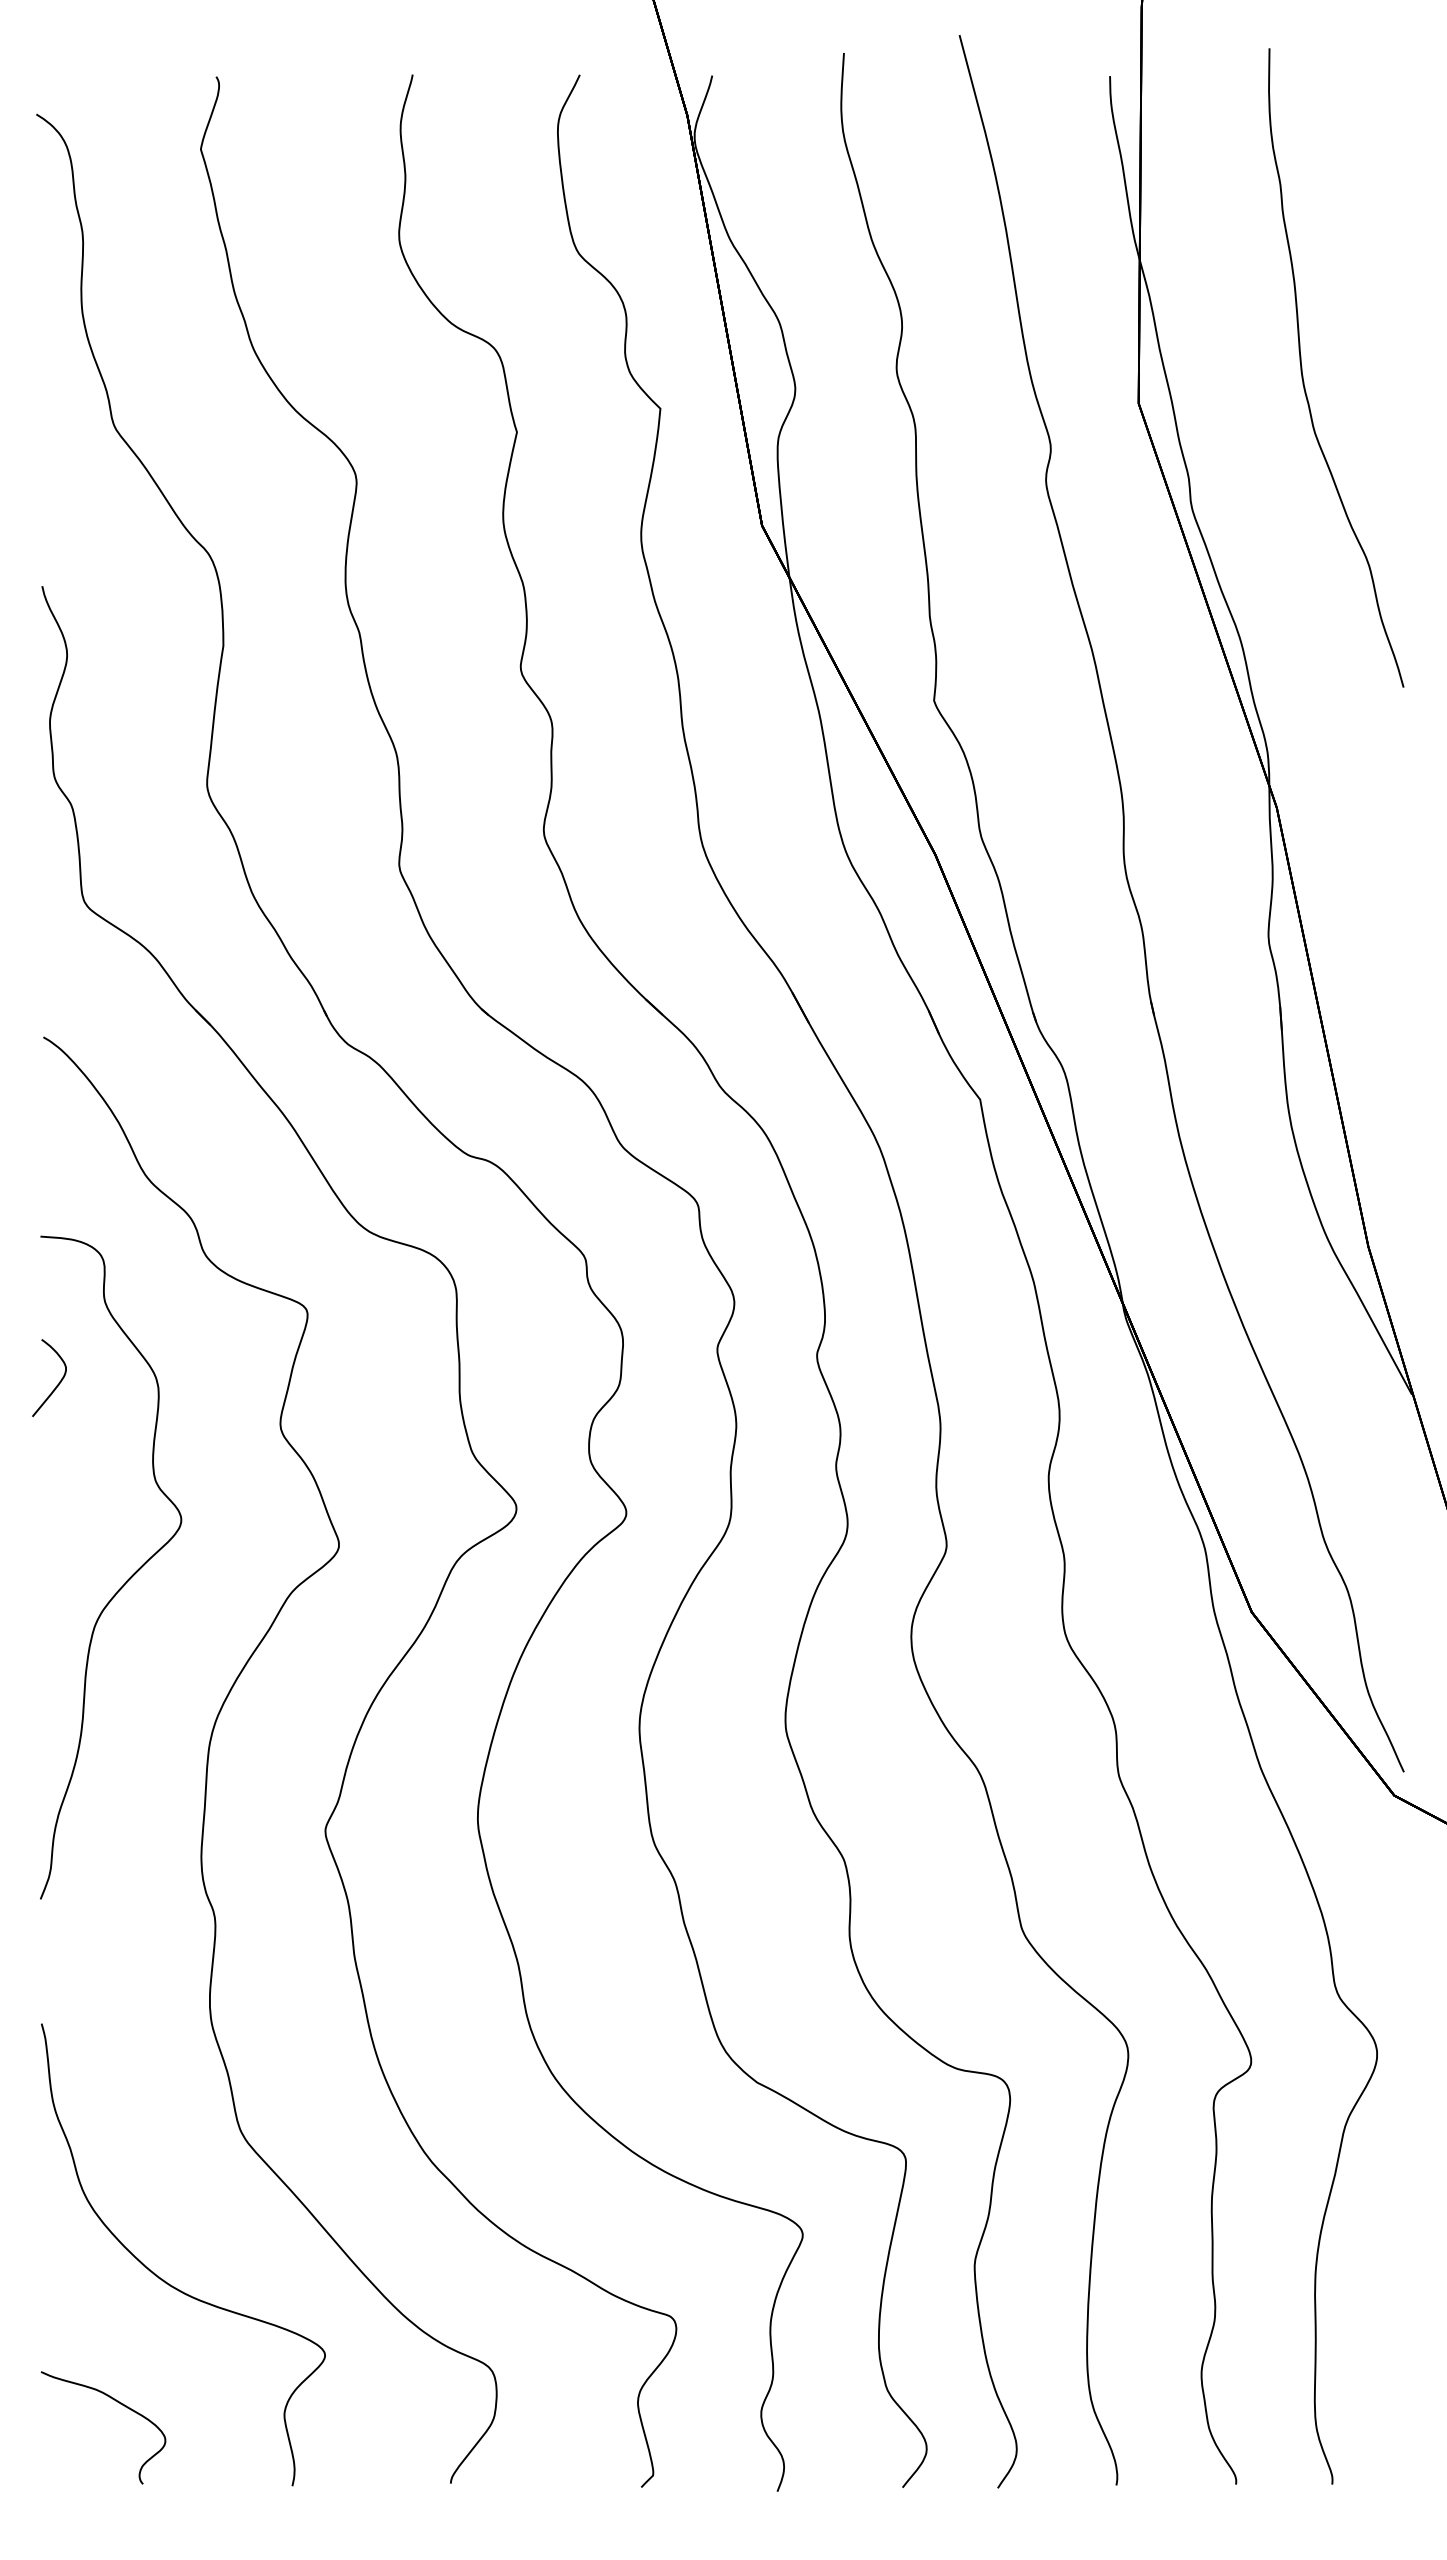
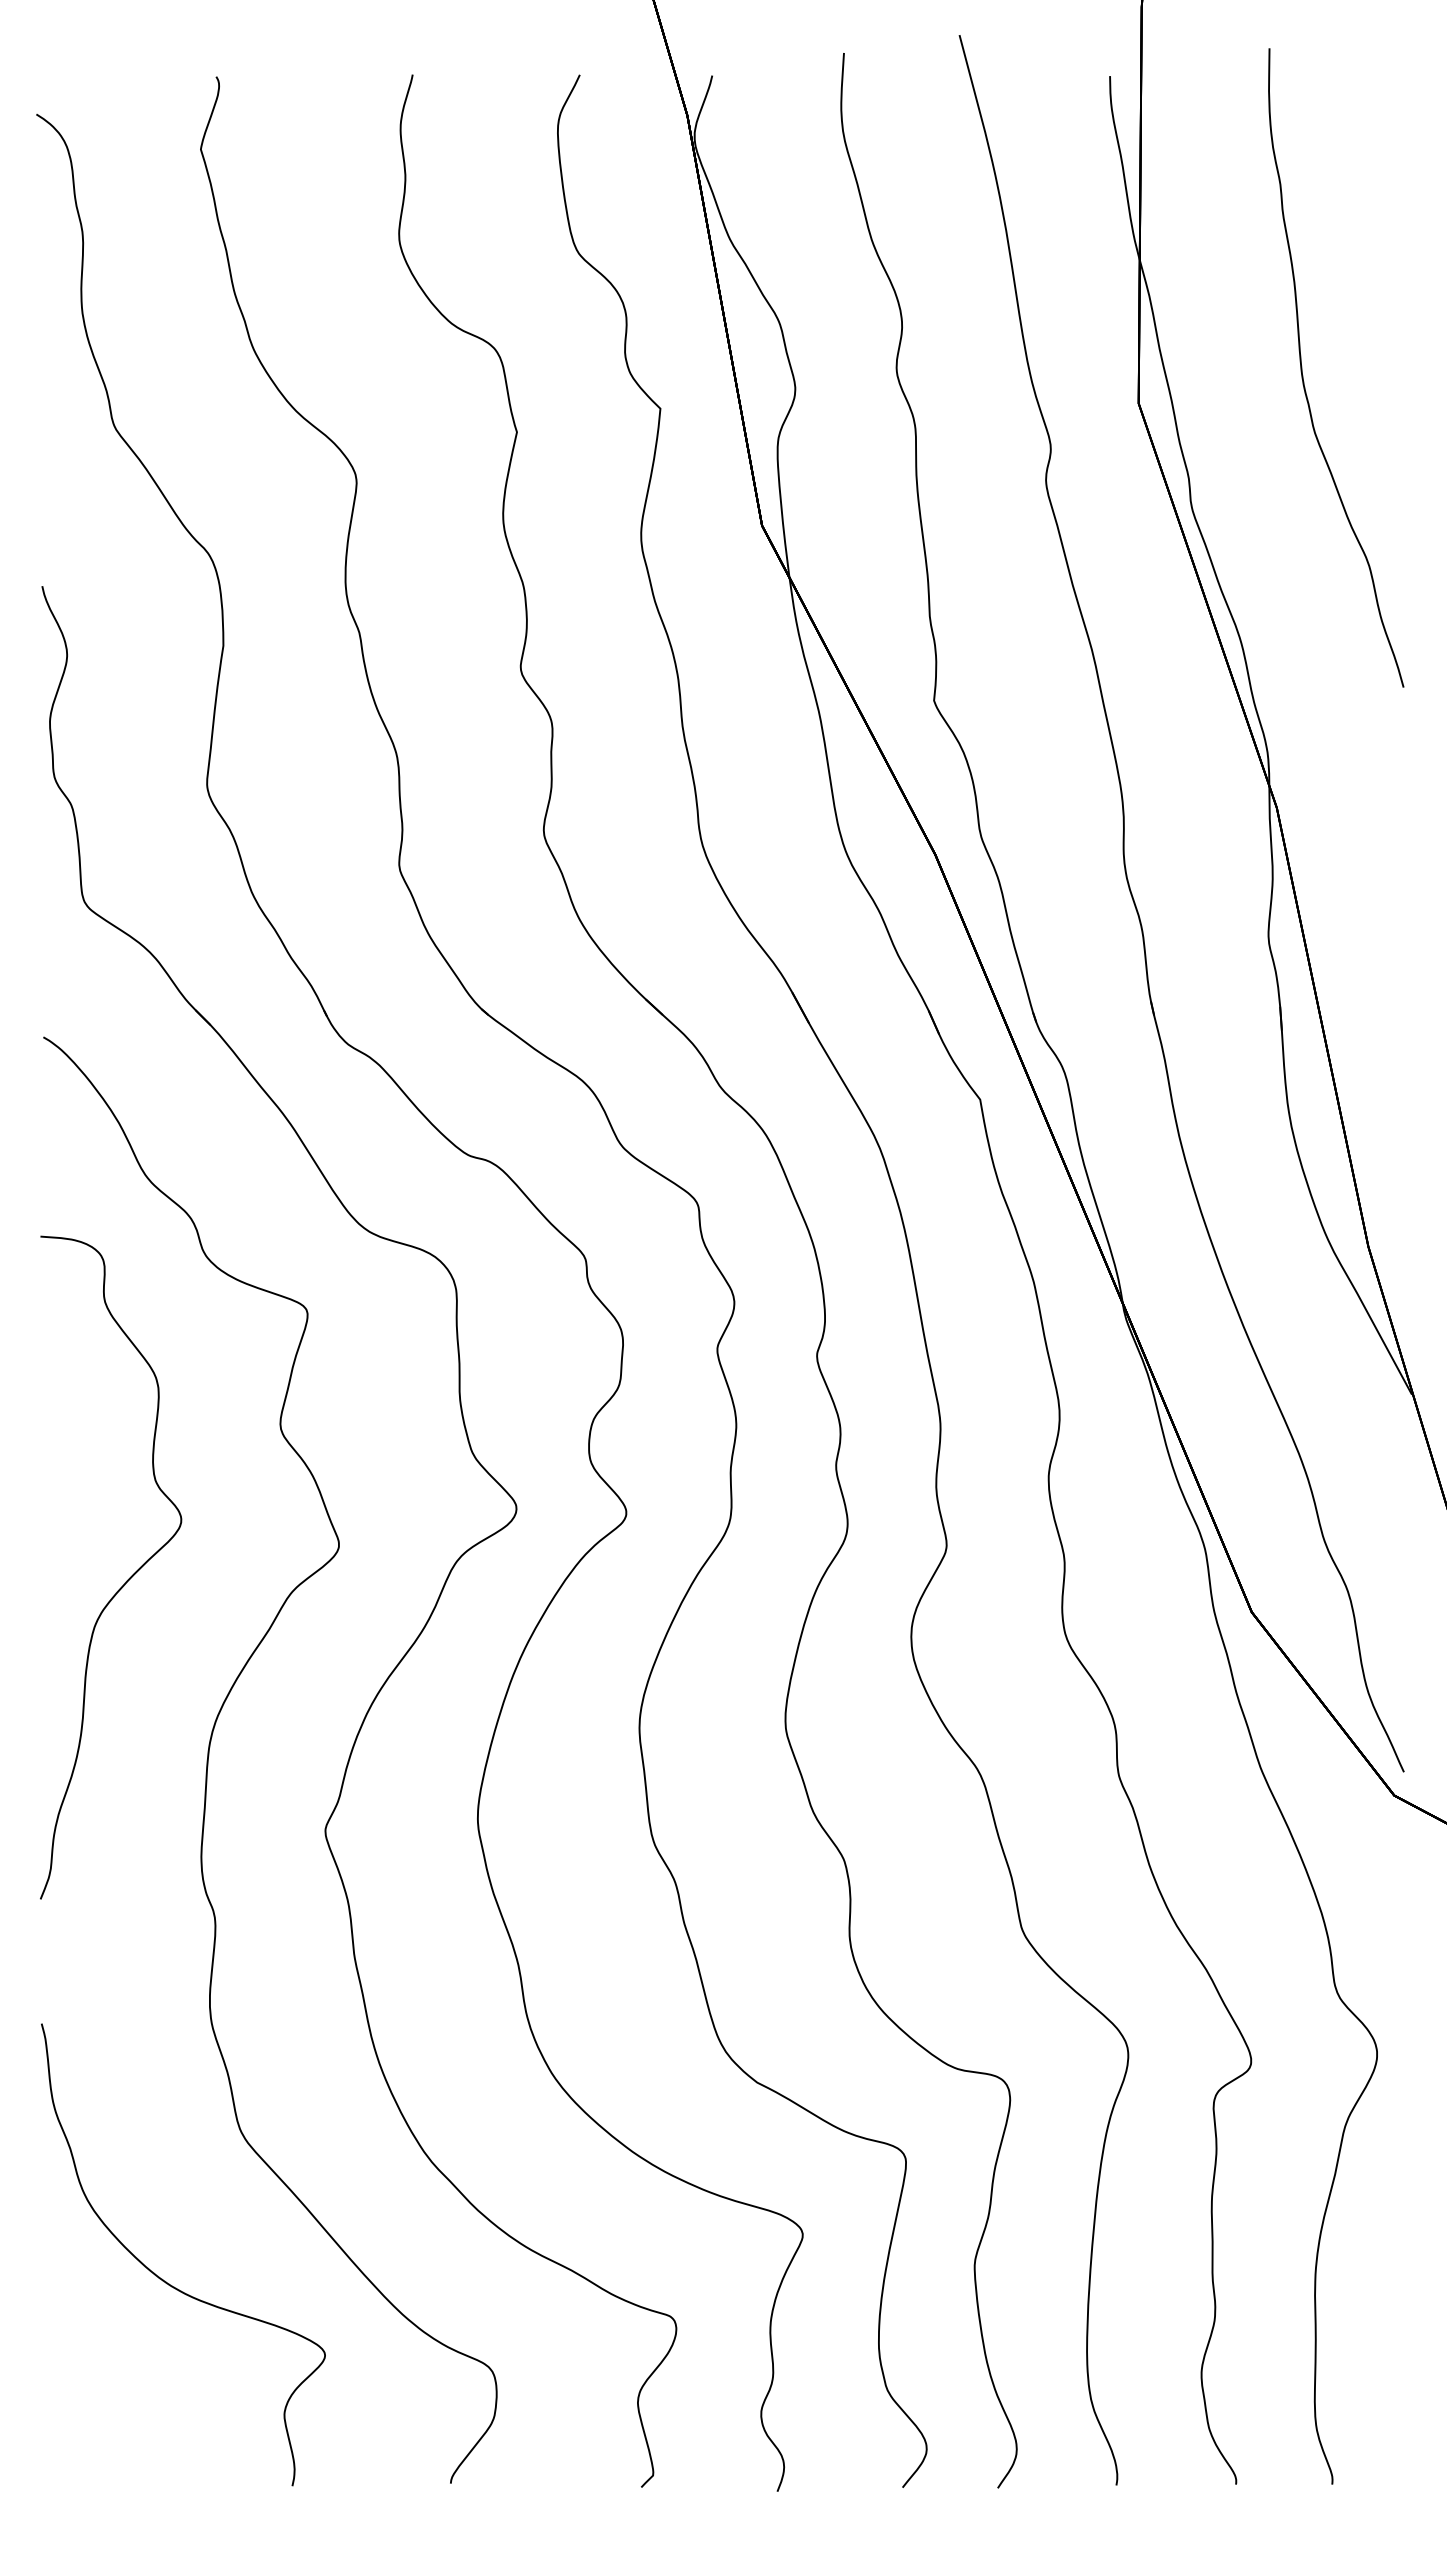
curve: present -> none (57, 1384)
curve: present -> none (120, 2404)
